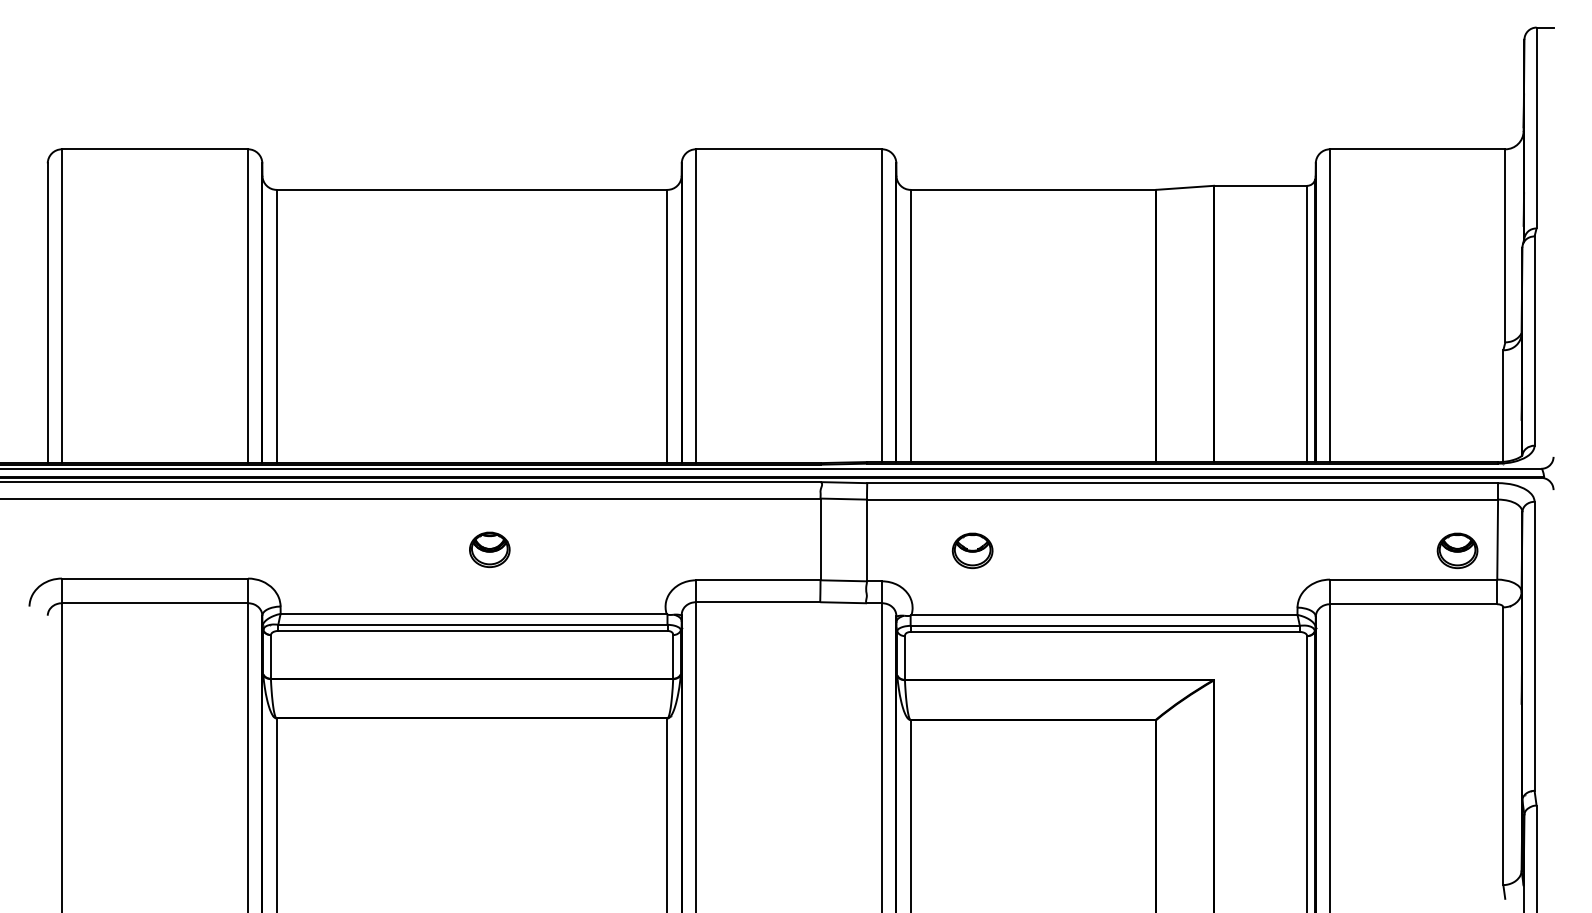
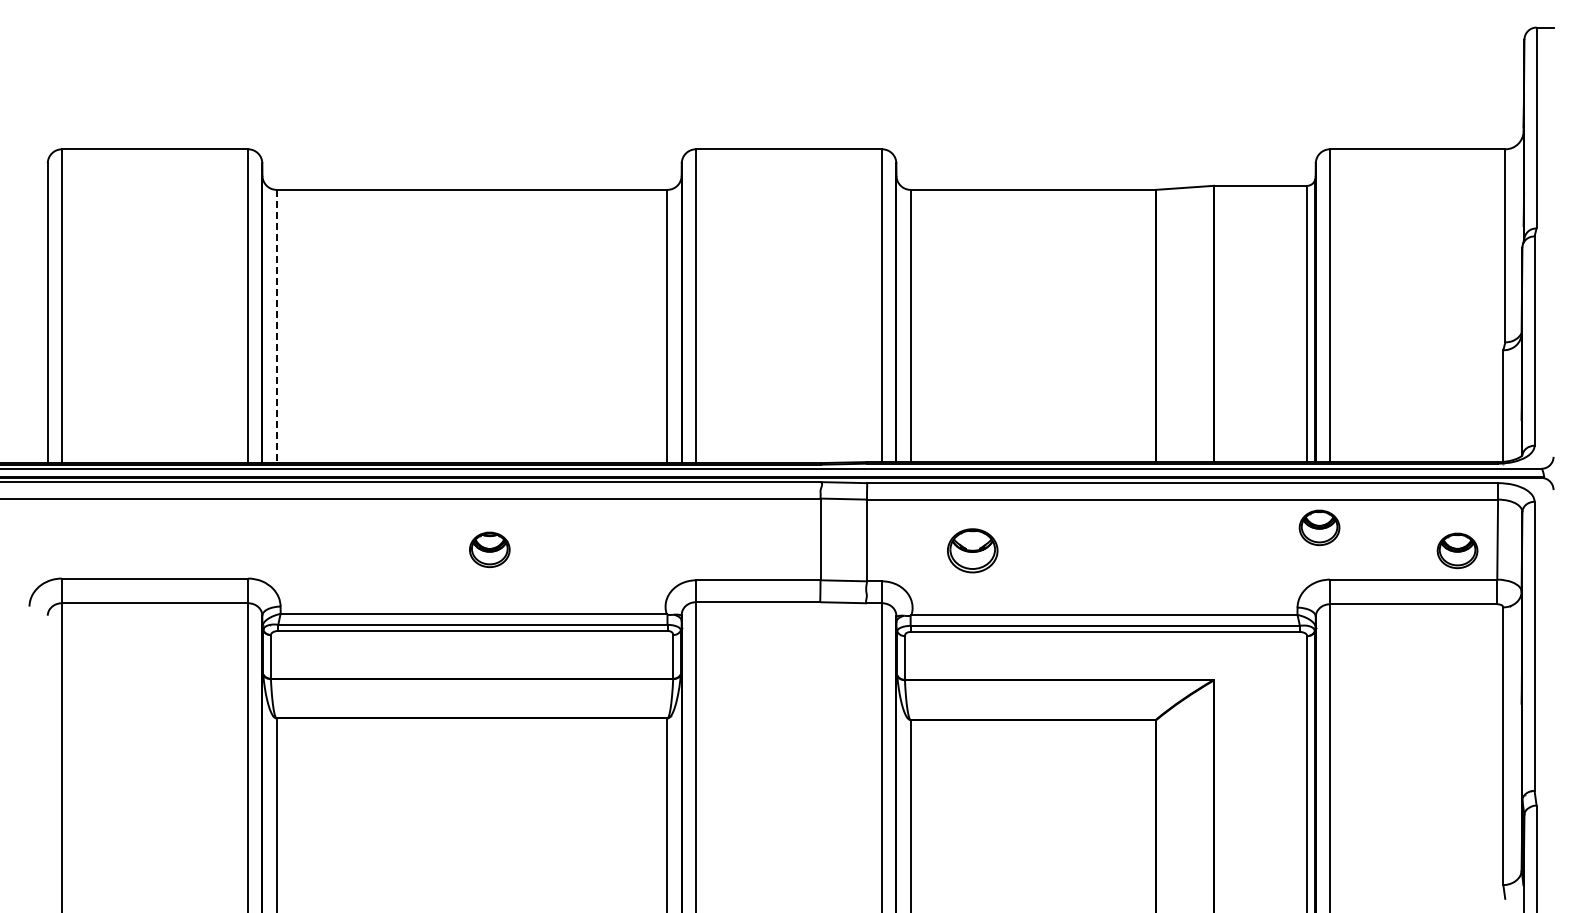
line: solid -> dashed (276, 326)
part: none -> present (1319, 527)
part size: 43x38 px -> 52x46 px (972, 550)
